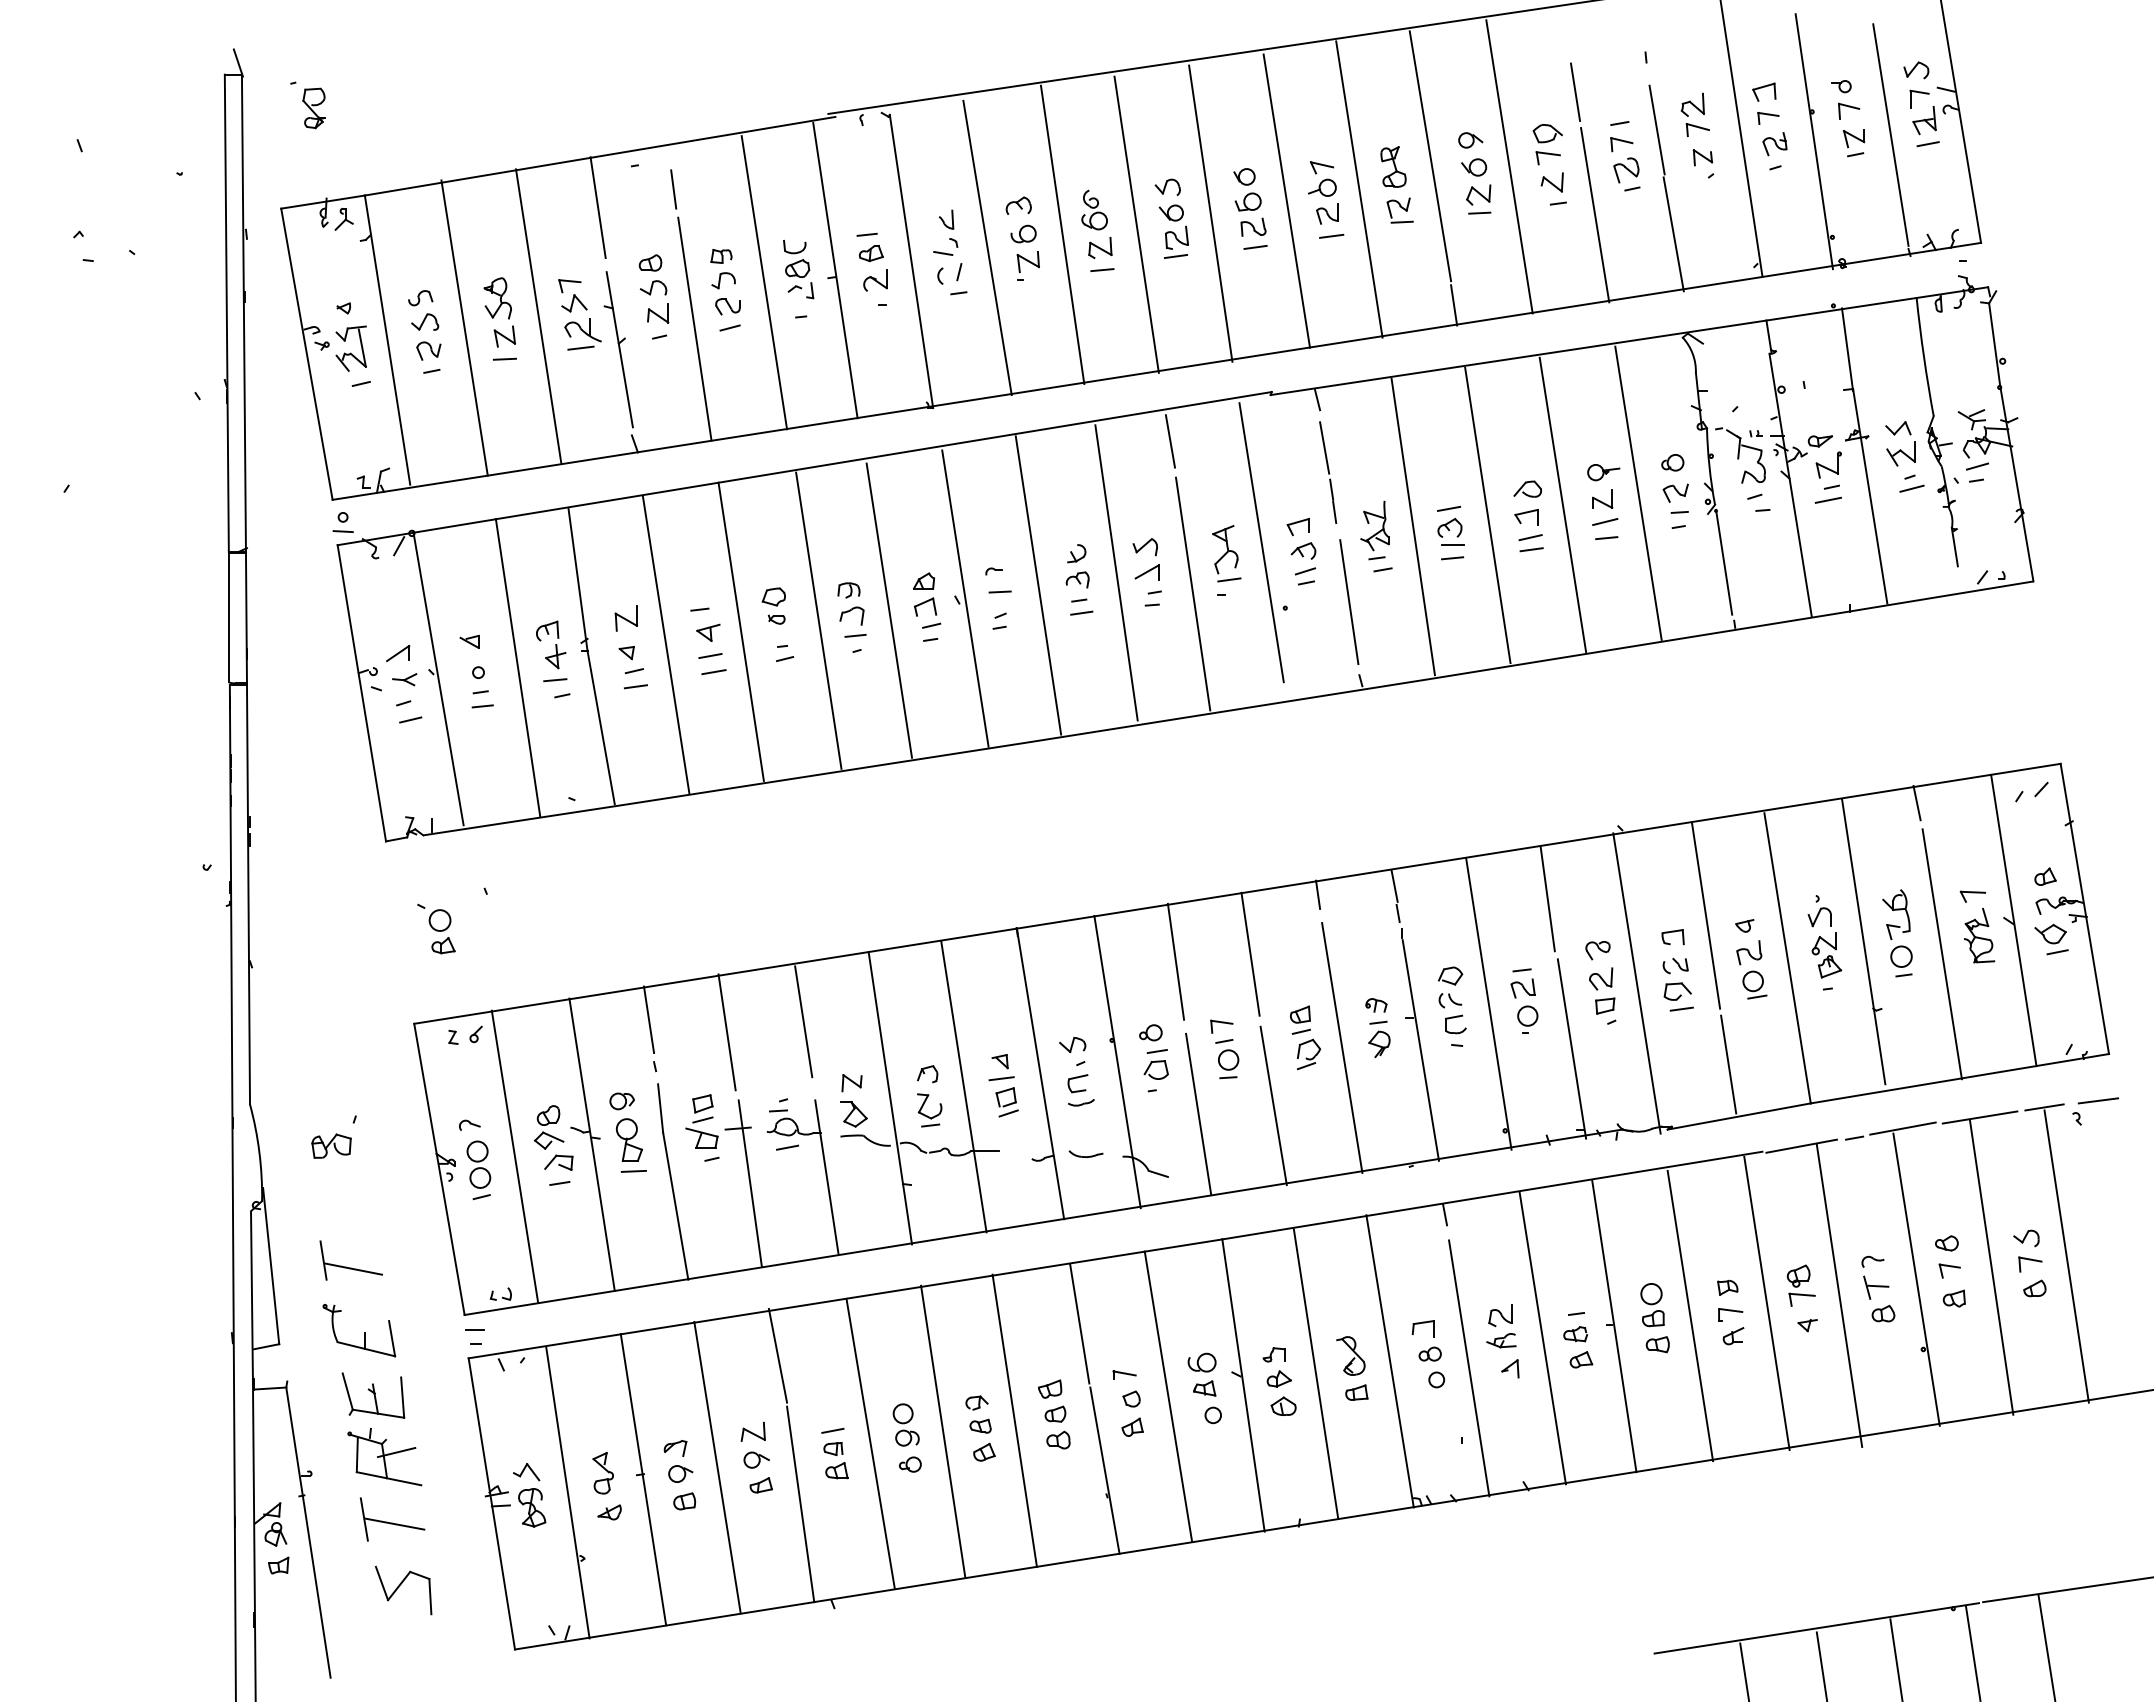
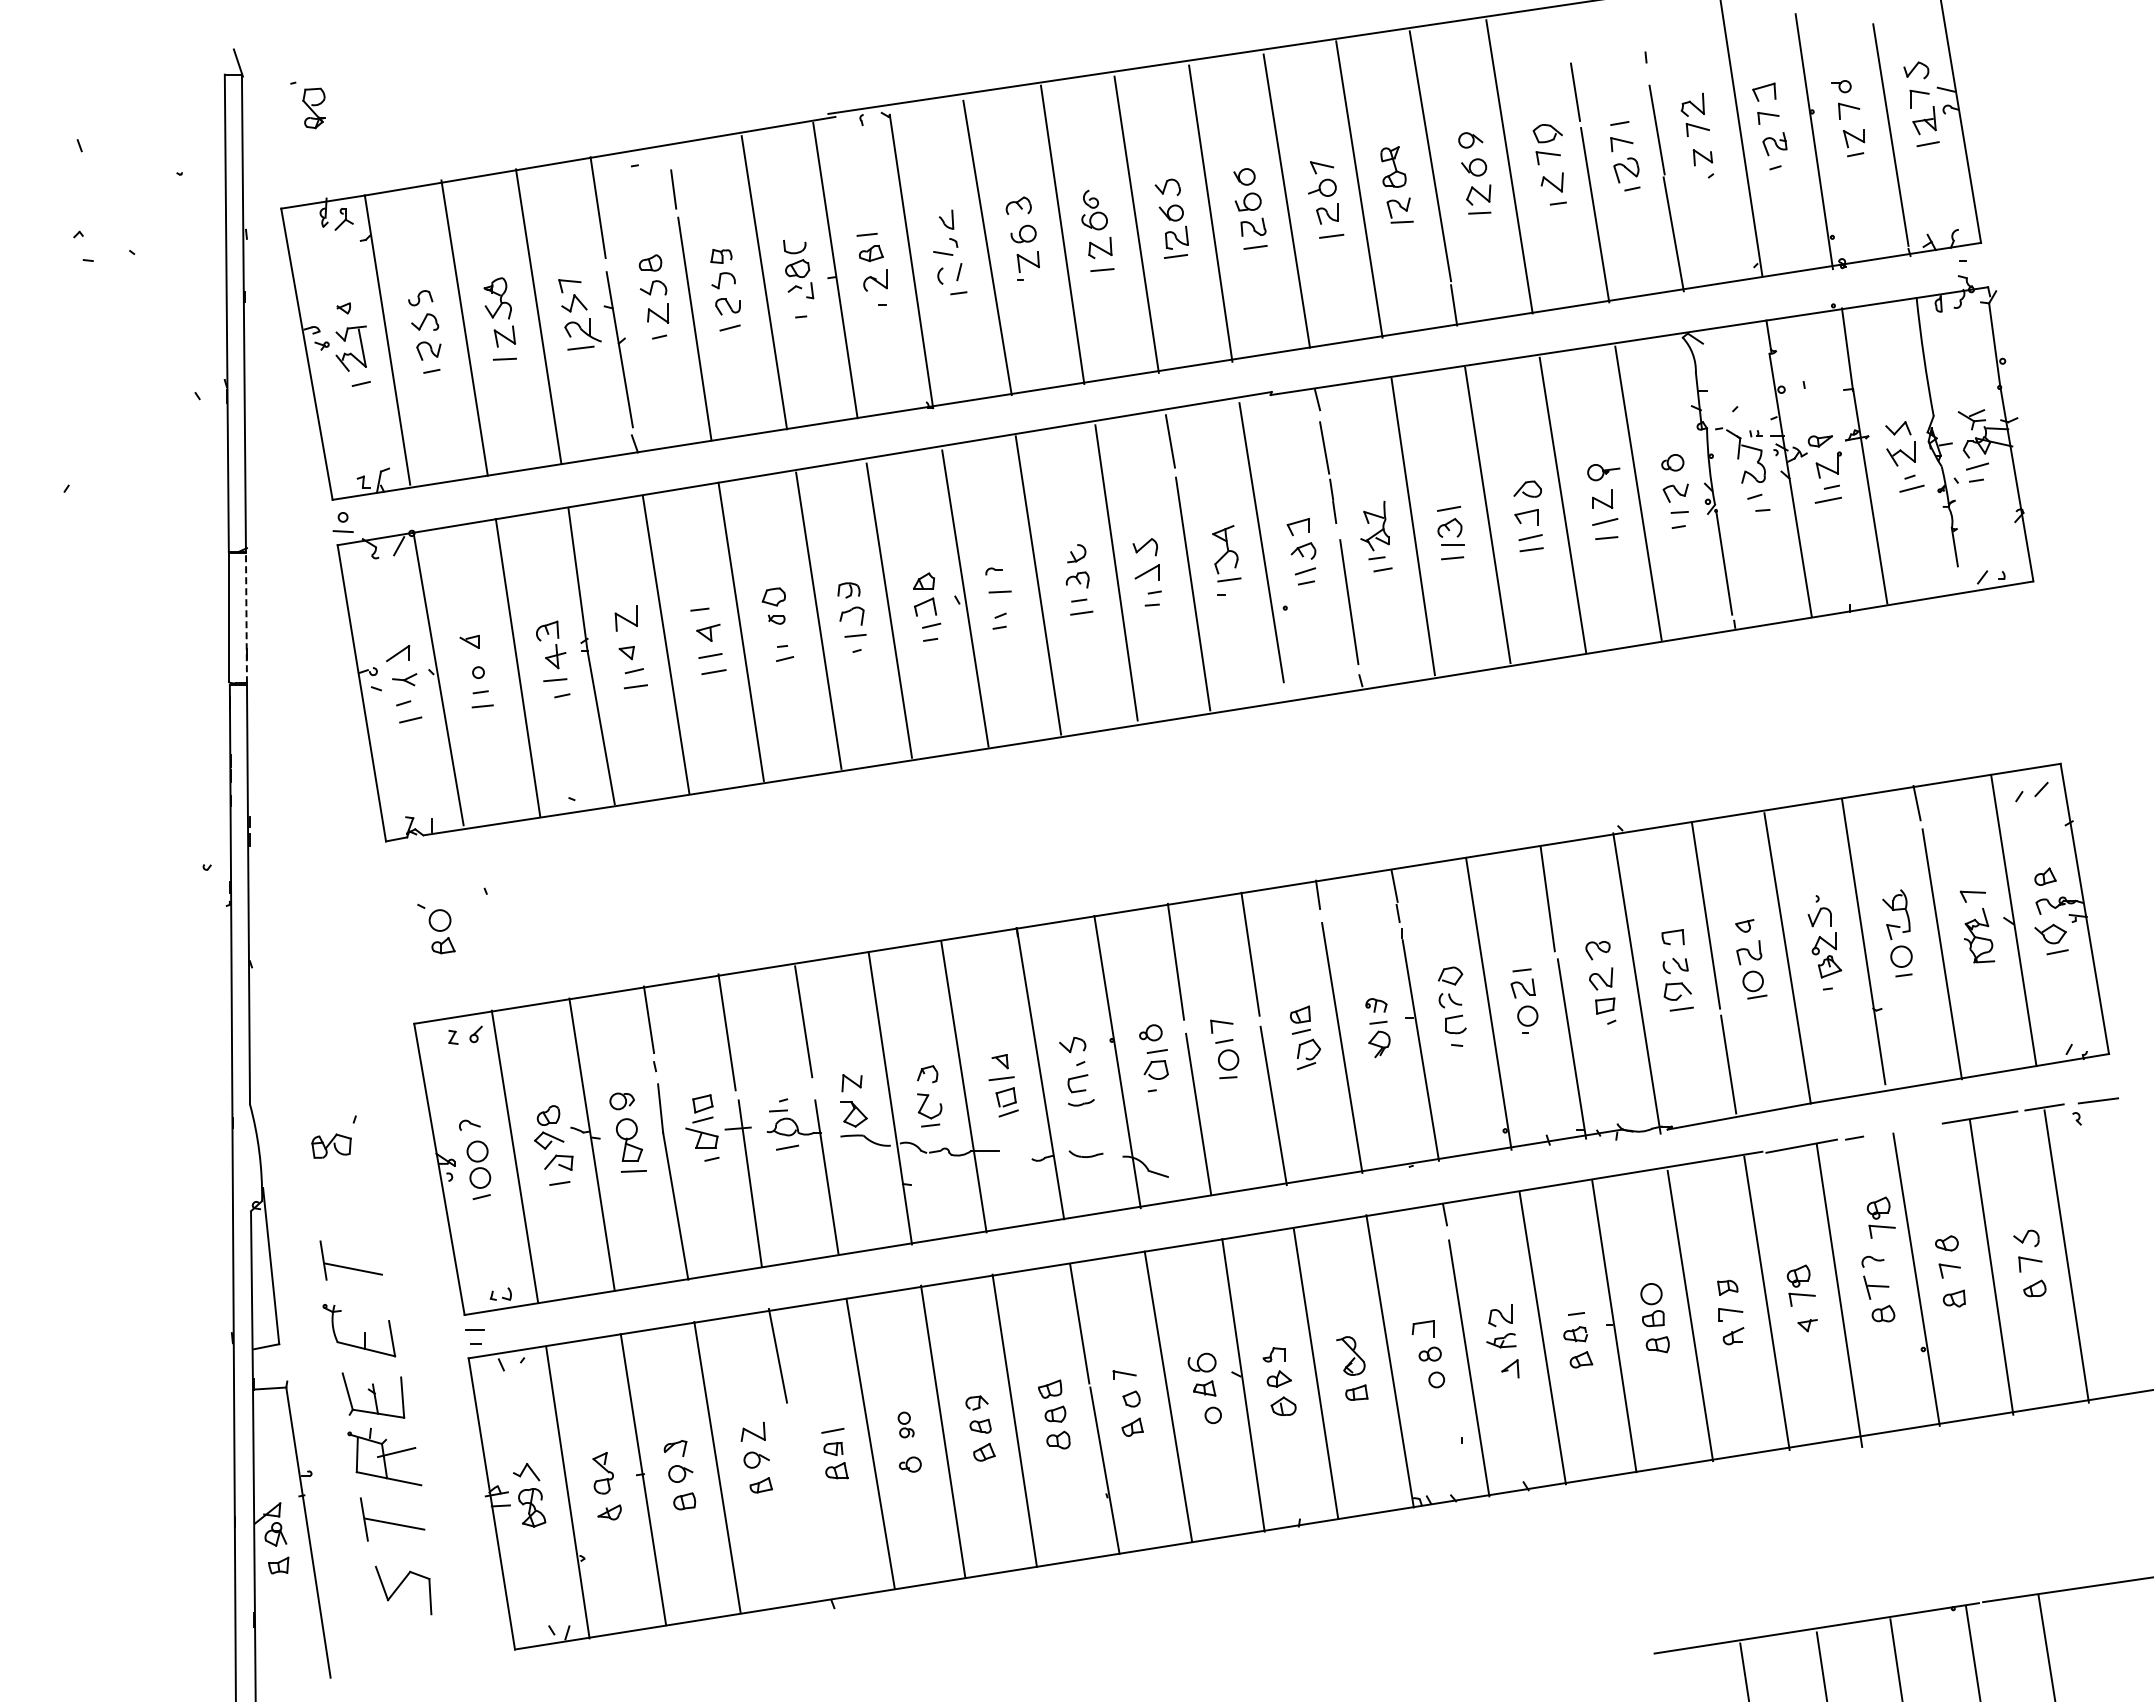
line: solid -> dashed (246, 618)
line: present -> none (1902, 1128)
part: none -> present (1880, 1217)
part size: 28x44 px -> 18x28 px (905, 1424)
line: present -> none (800, 1504)
